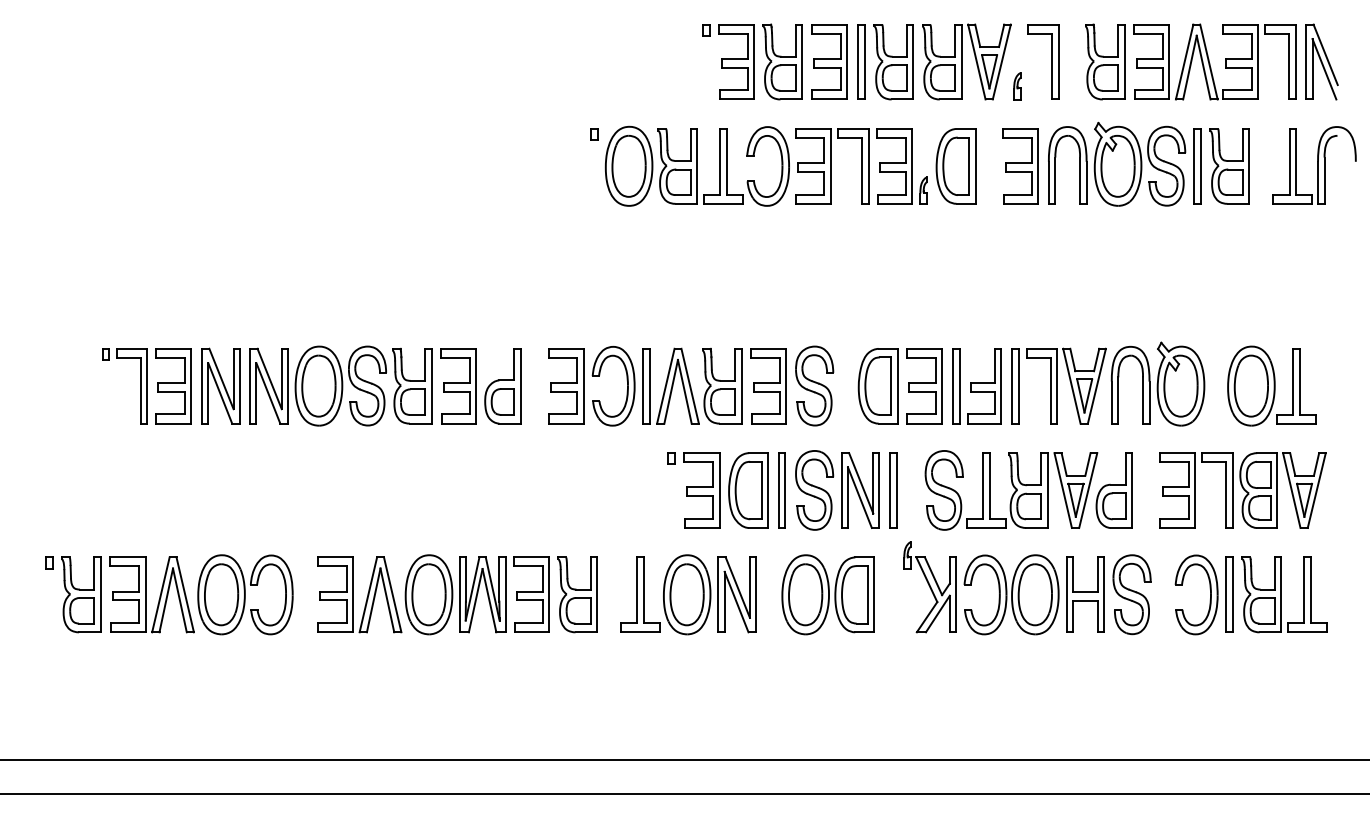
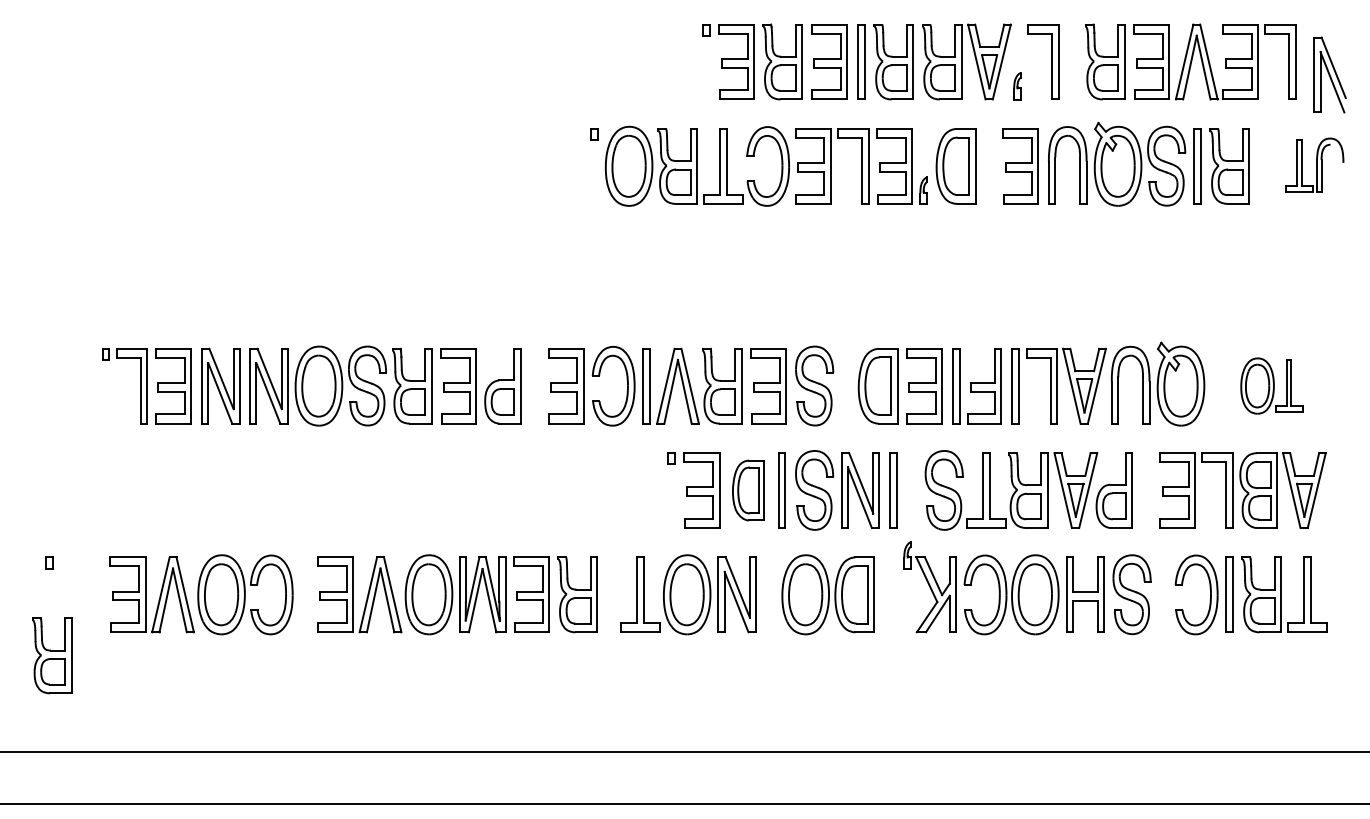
part position: (1321, 61) -> (1329, 74) (1329, 74)
part size: 85x79 px -> 60x56 px (1314, 164)
part size: 90x82 px -> 64x58 px (1271, 385)
part size: 41x77 px -> 33x63 px (748, 490)
part position: (81, 594) -> (52, 655) (52, 655)
line position: (684, 760) -> (684, 752) (684, 752)
line position: (684, 794) -> (684, 804) (684, 804)
